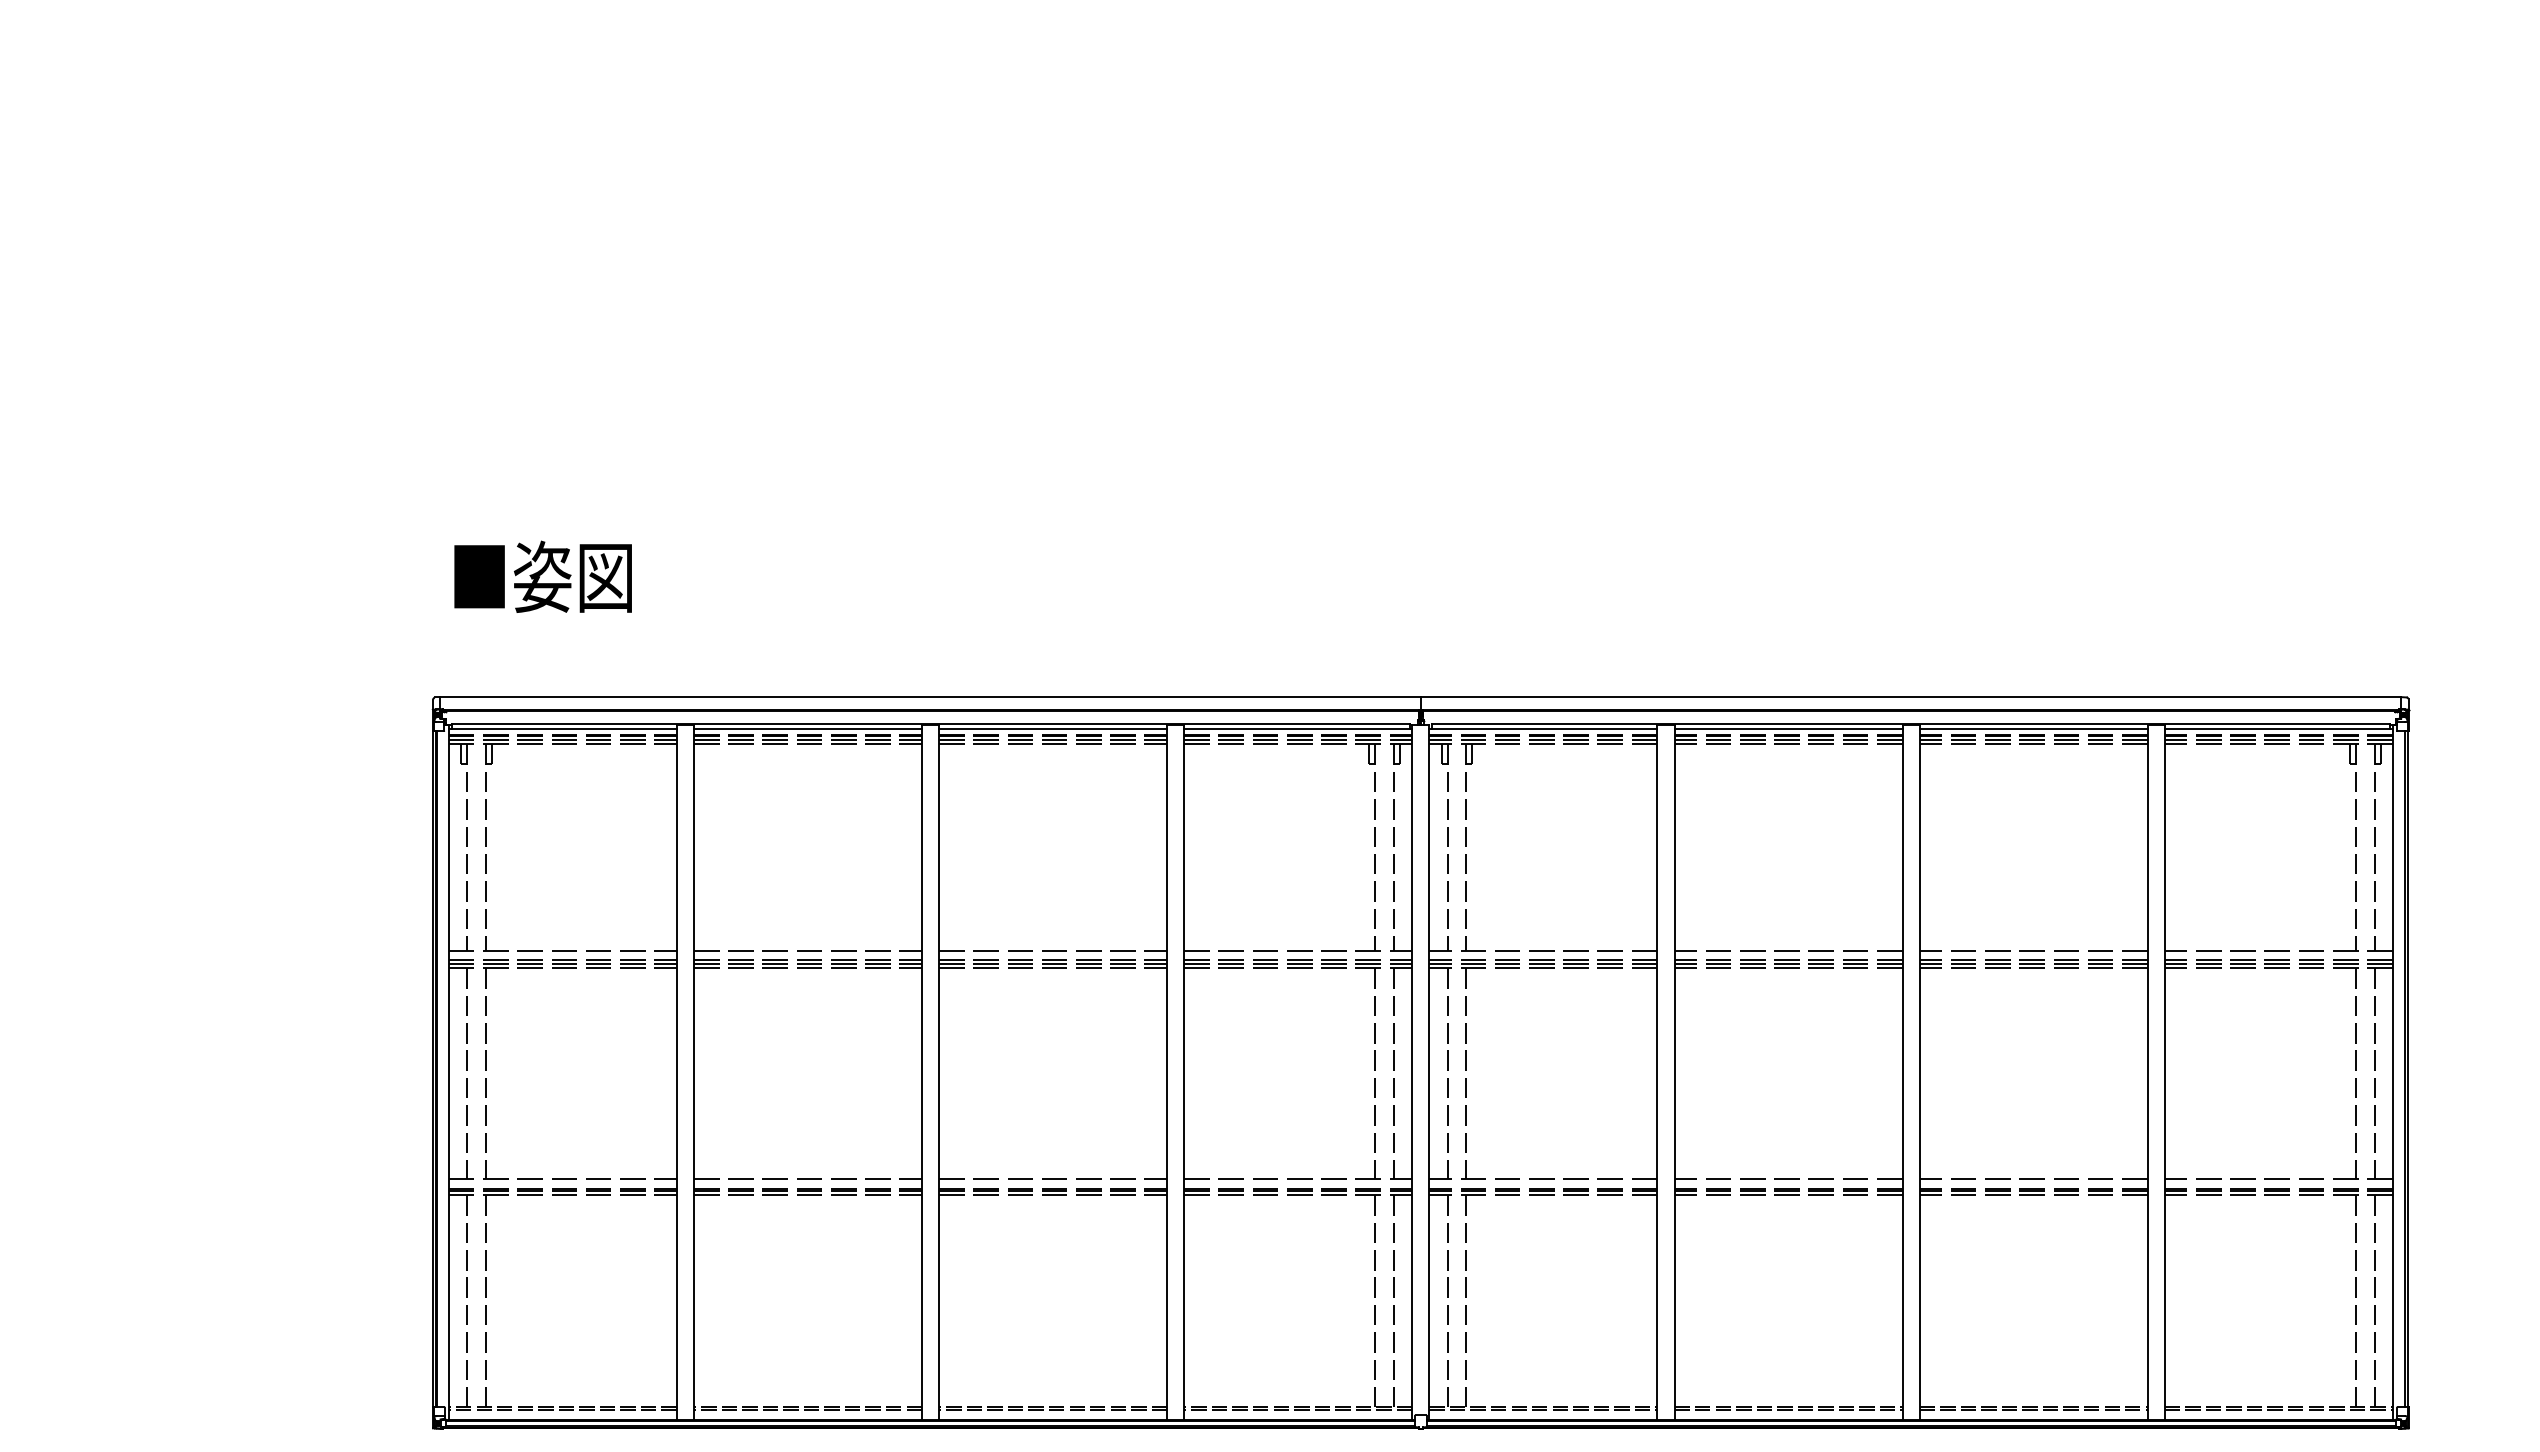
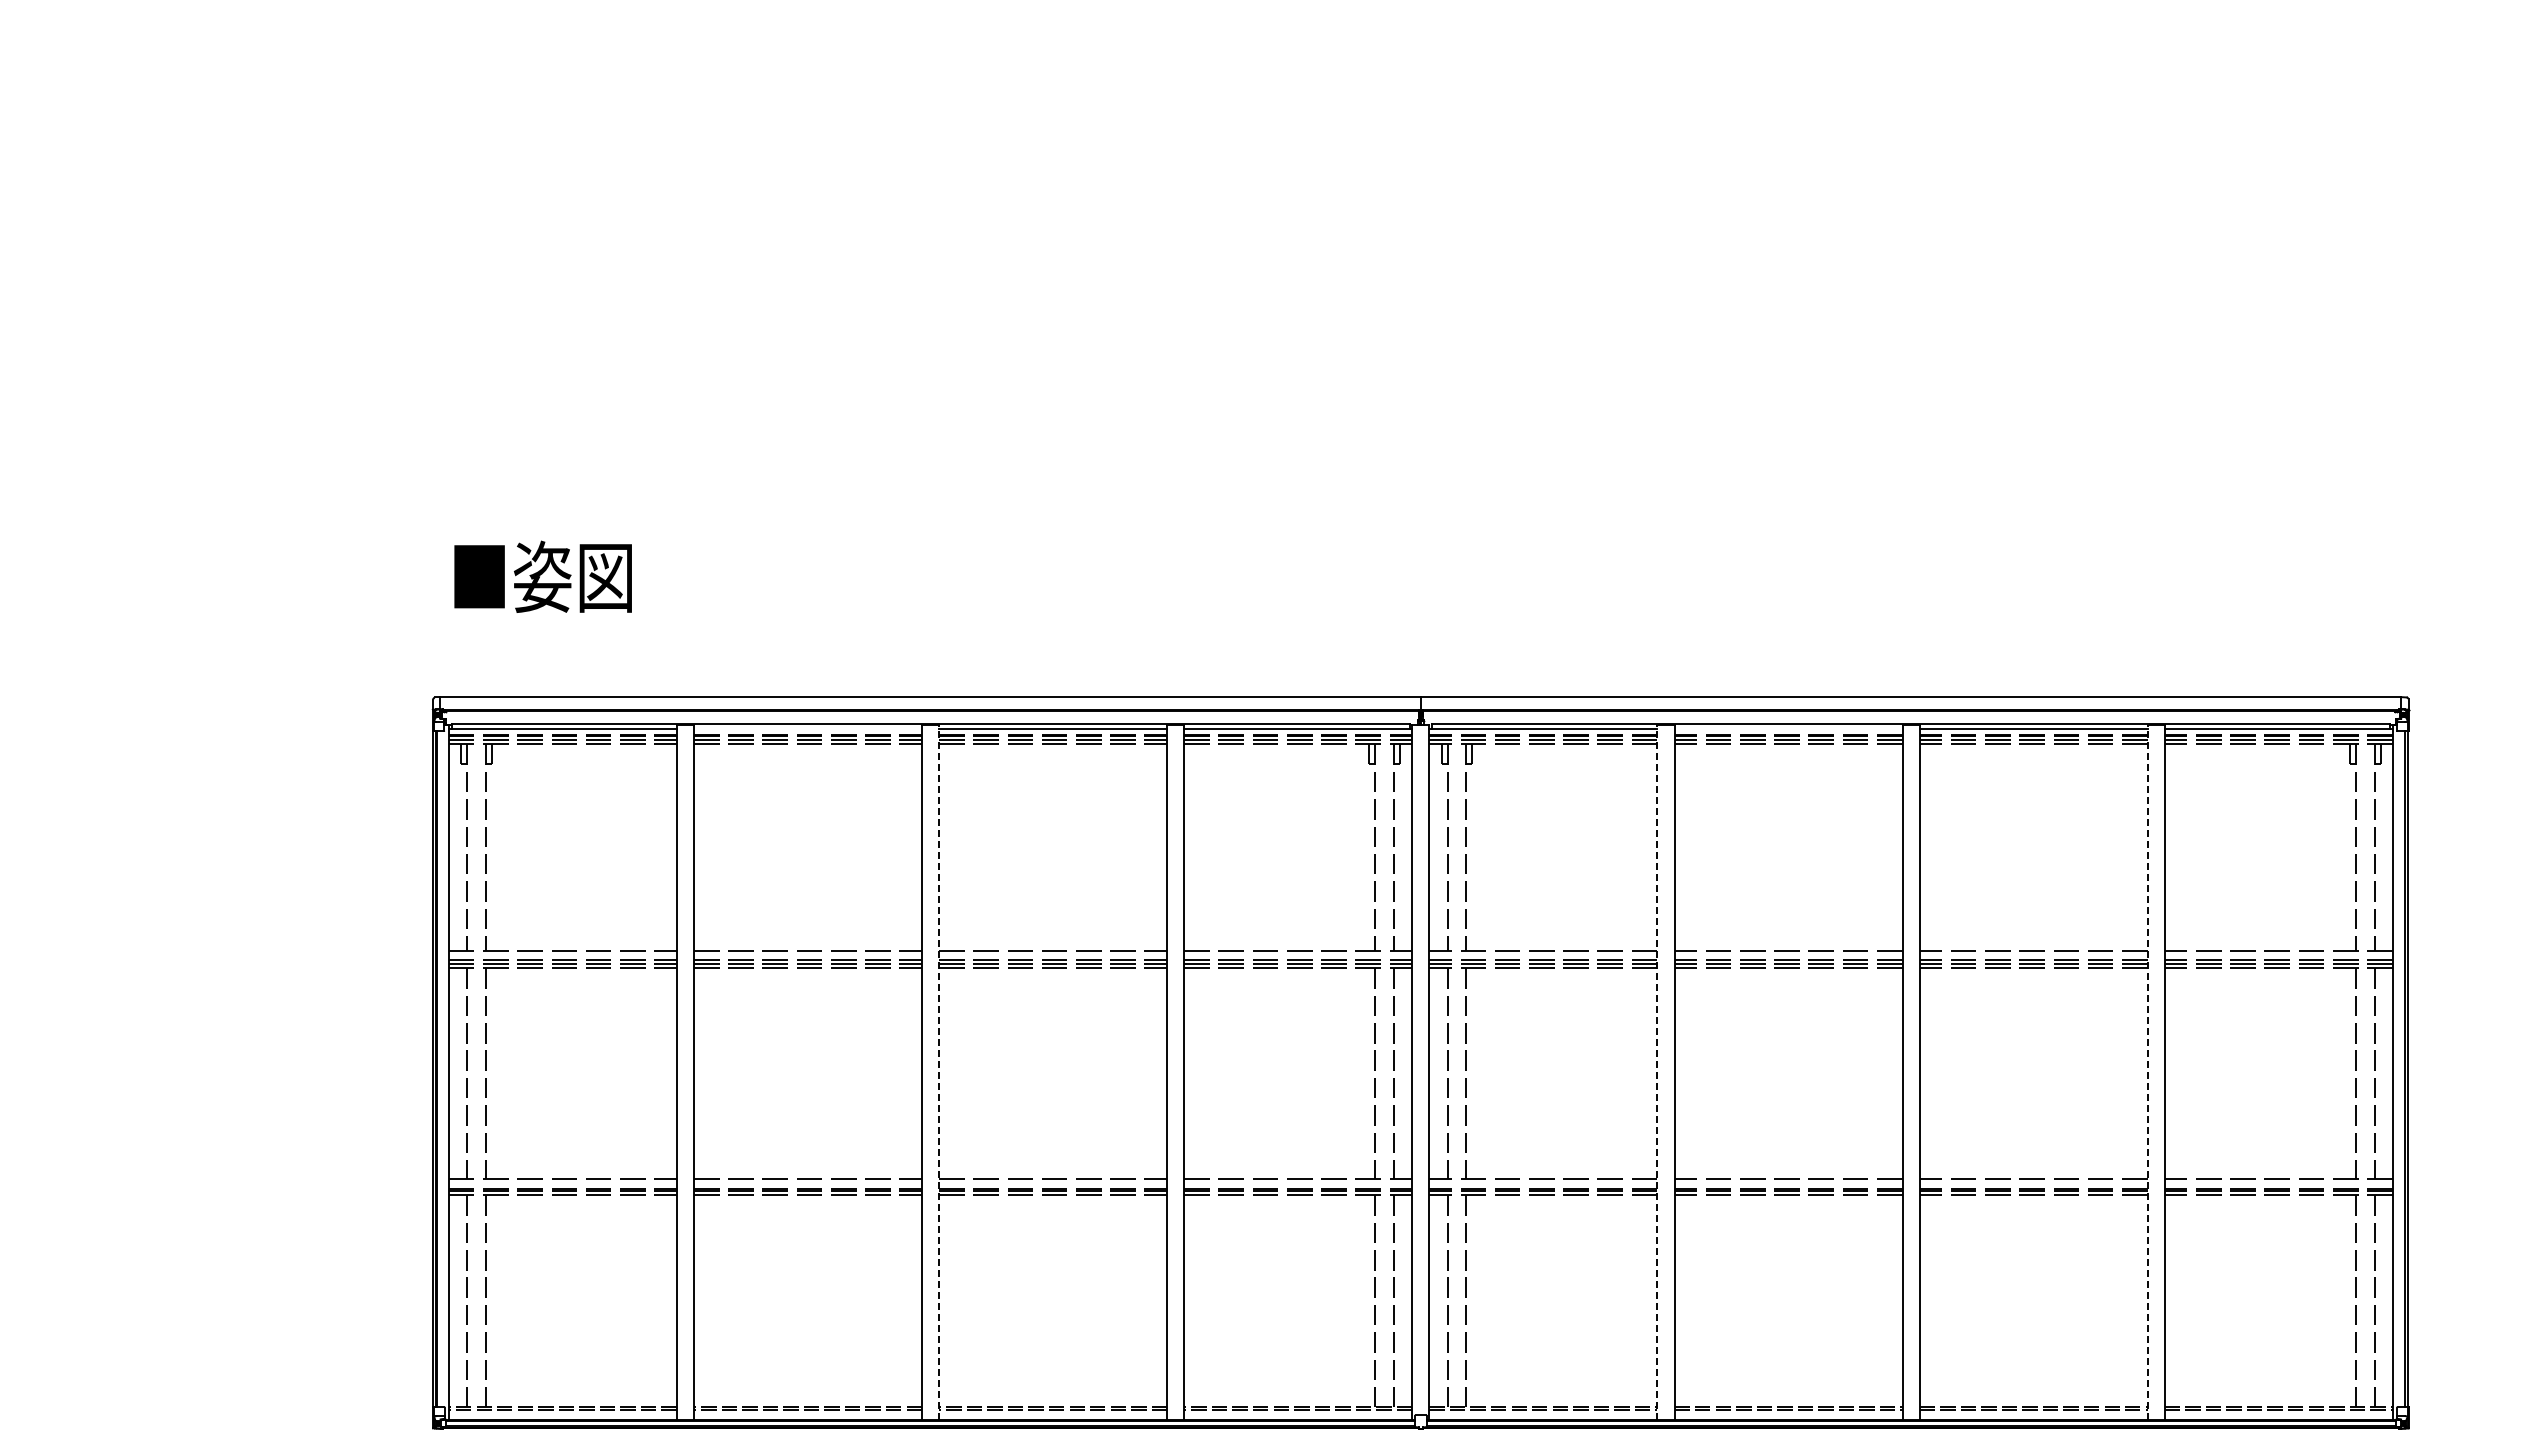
line: present -> none (807, 728)
line: present -> none (1788, 728)
line: solid -> dashed (939, 1071)
line: solid -> dashed (1657, 1071)
line: solid -> dashed (2147, 1071)
